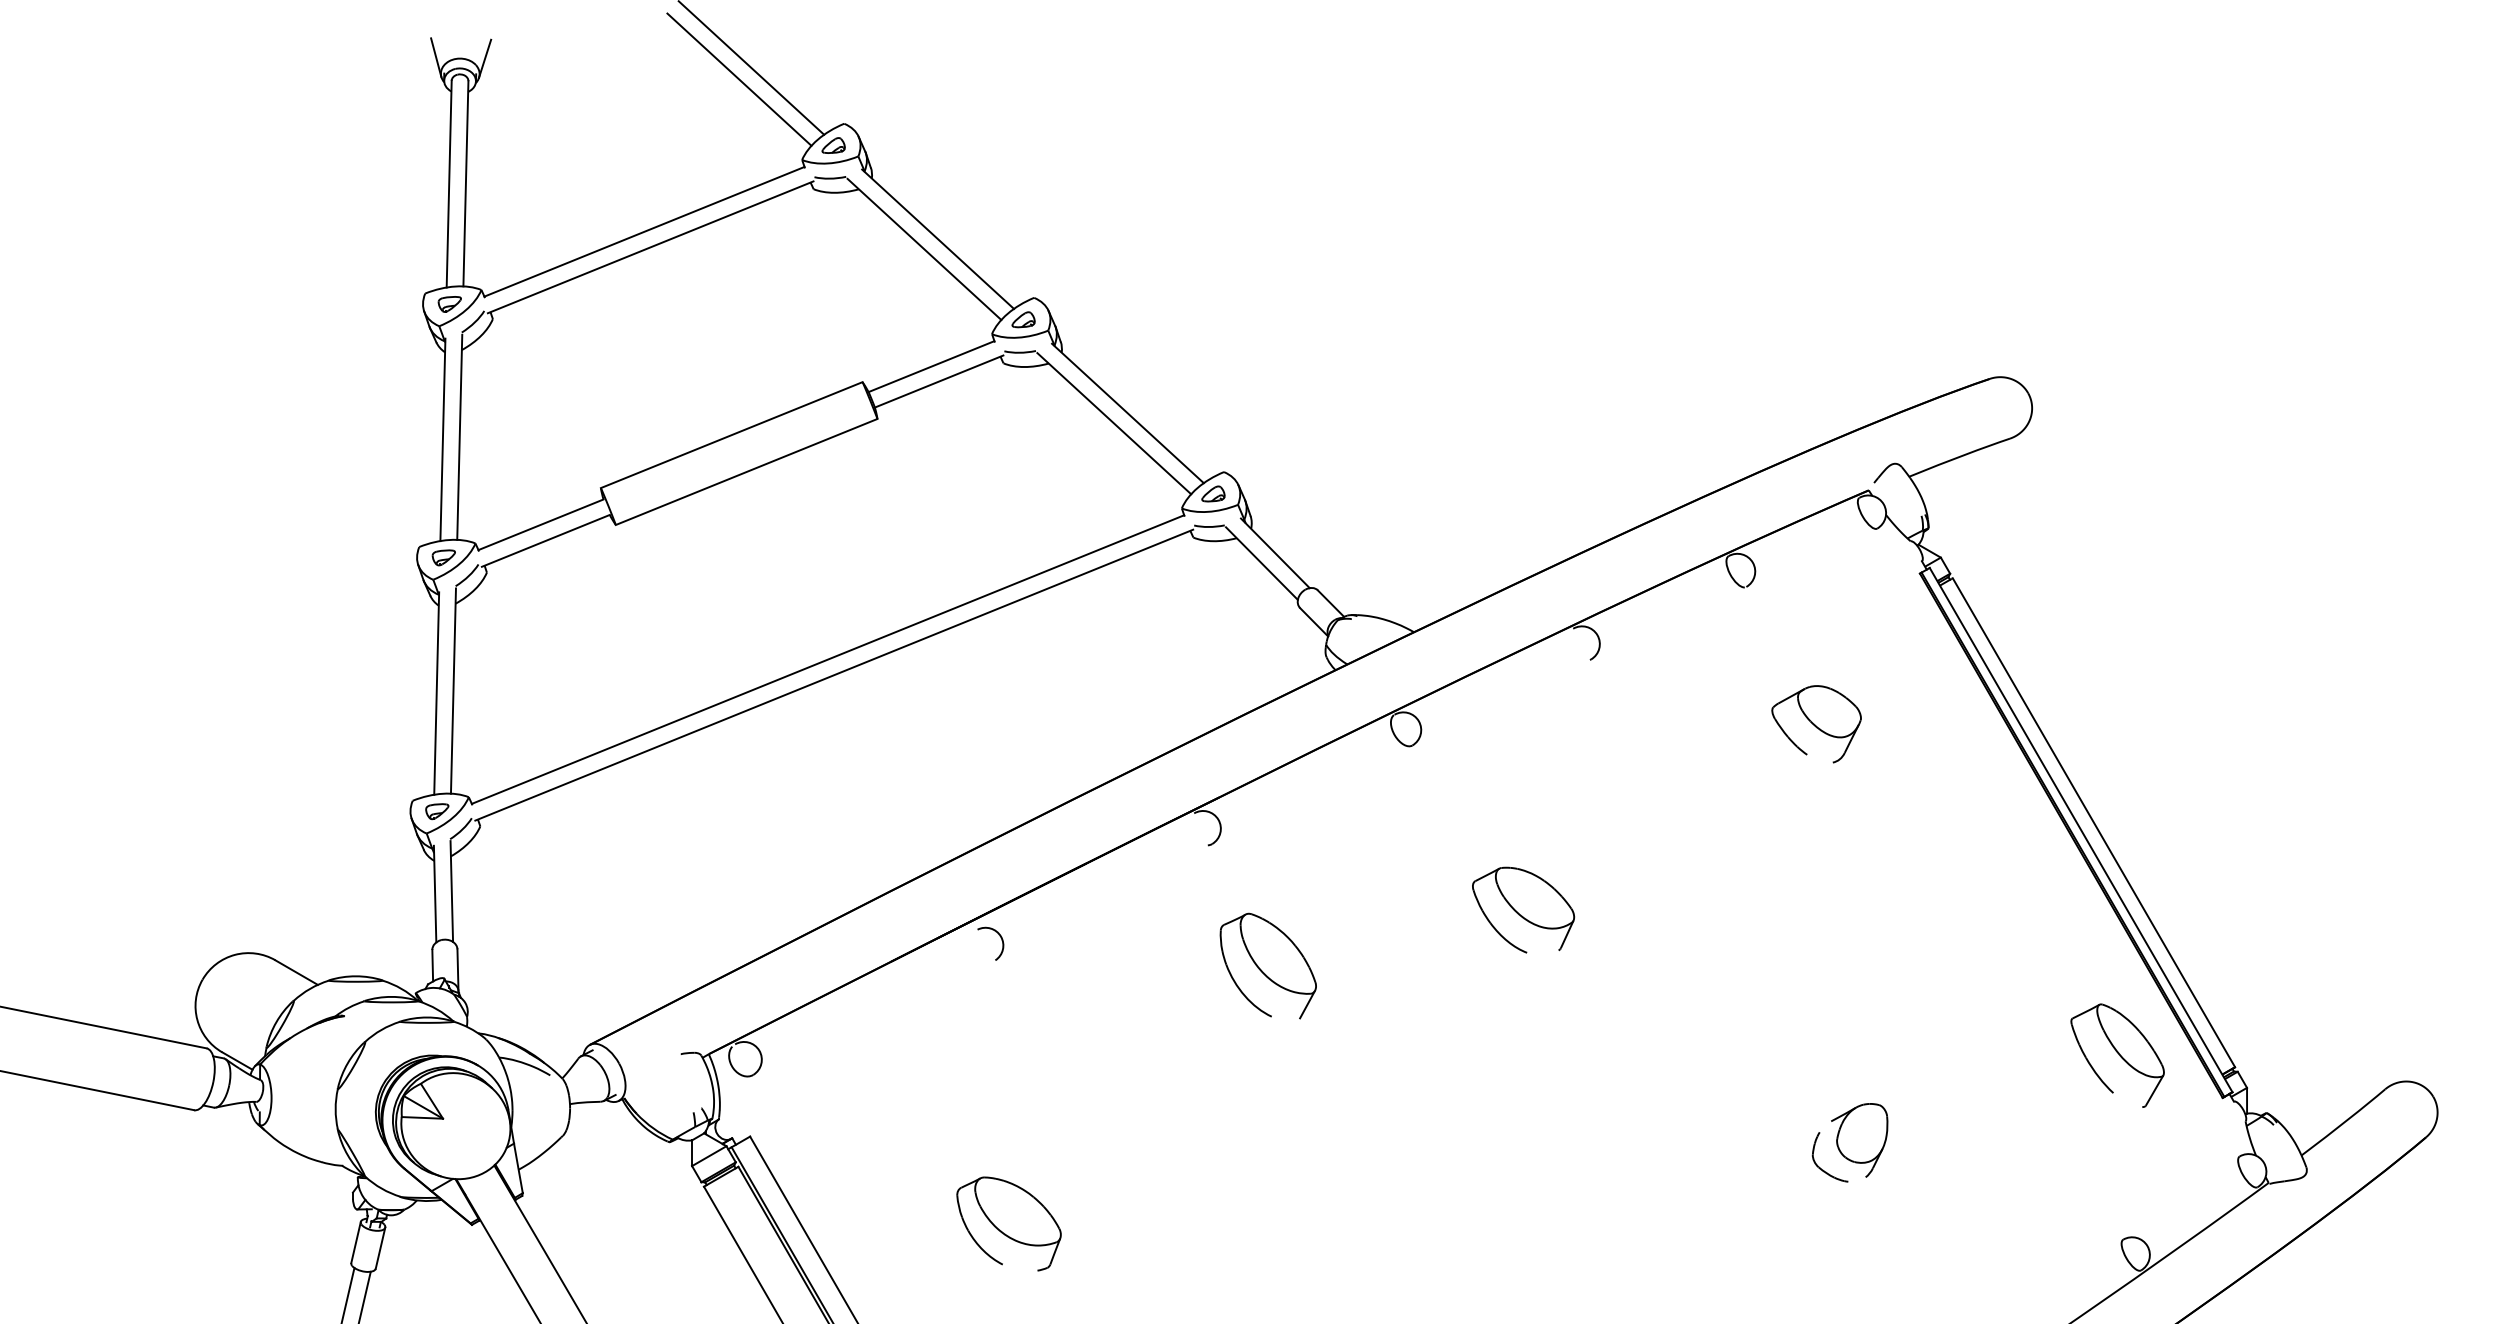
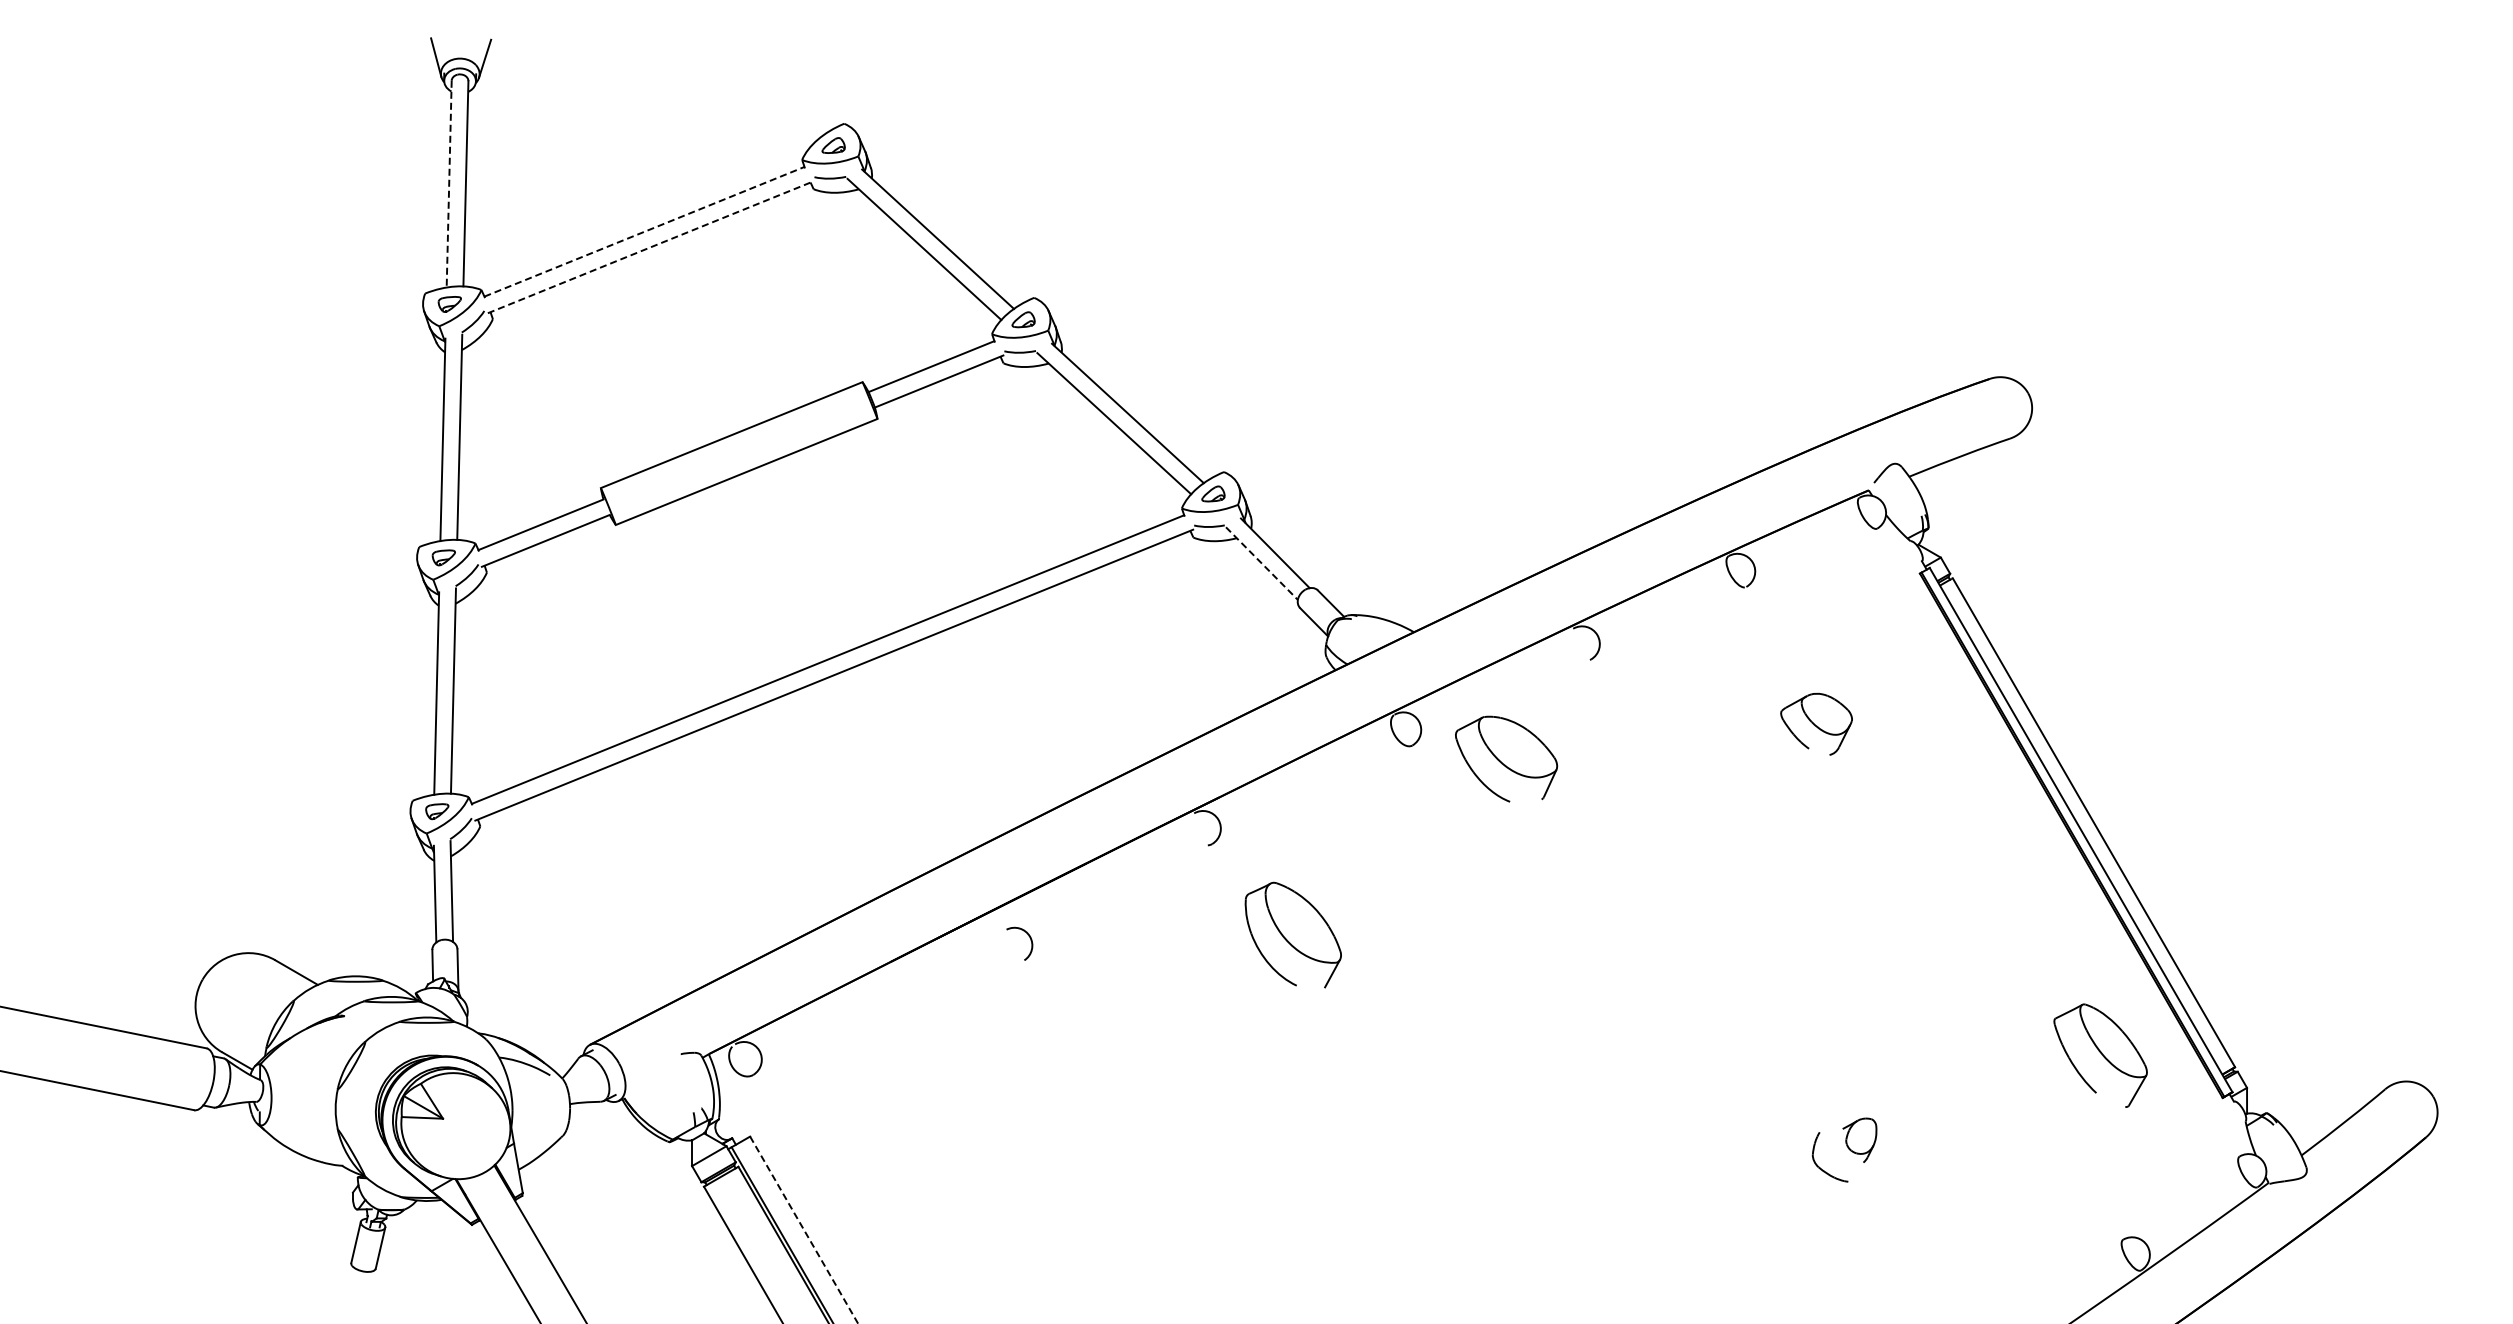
line: present -> none (752, 68)
line: present -> none (739, 79)
line: solid -> dashed (449, 184)
line: solid -> dashed (644, 231)
line: solid -> dashed (650, 247)
line: solid -> dashed (1262, 563)
part size: 91x79 px -> 73x64 px (1816, 723)
part position: (1523, 909) -> (1506, 758) (1506, 758)
arc position: (1000, 938) -> (1029, 938) (1029, 938)
part position: (1267, 965) -> (1292, 934) (1292, 934)
part position: (2117, 1055) -> (2100, 1055) (2100, 1055)
part size: 58x75 px -> 36x46 px (1859, 1139)
part: present -> none (1008, 1223)
line: solid -> dashed (804, 1230)
line: present -> none (348, 1294)
line: present -> none (364, 1295)
